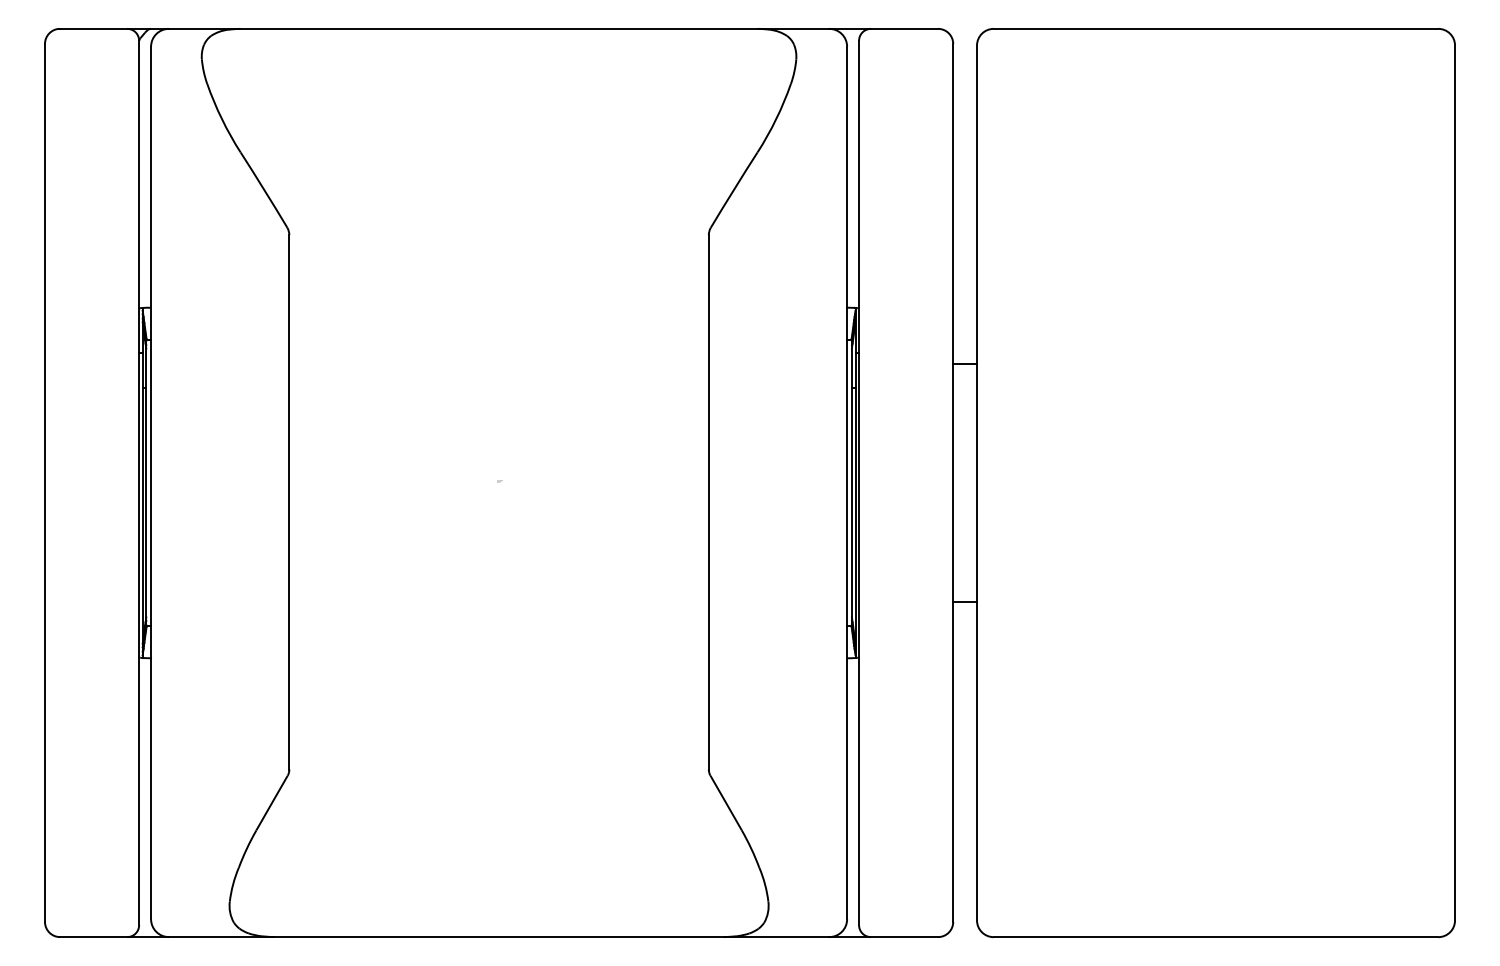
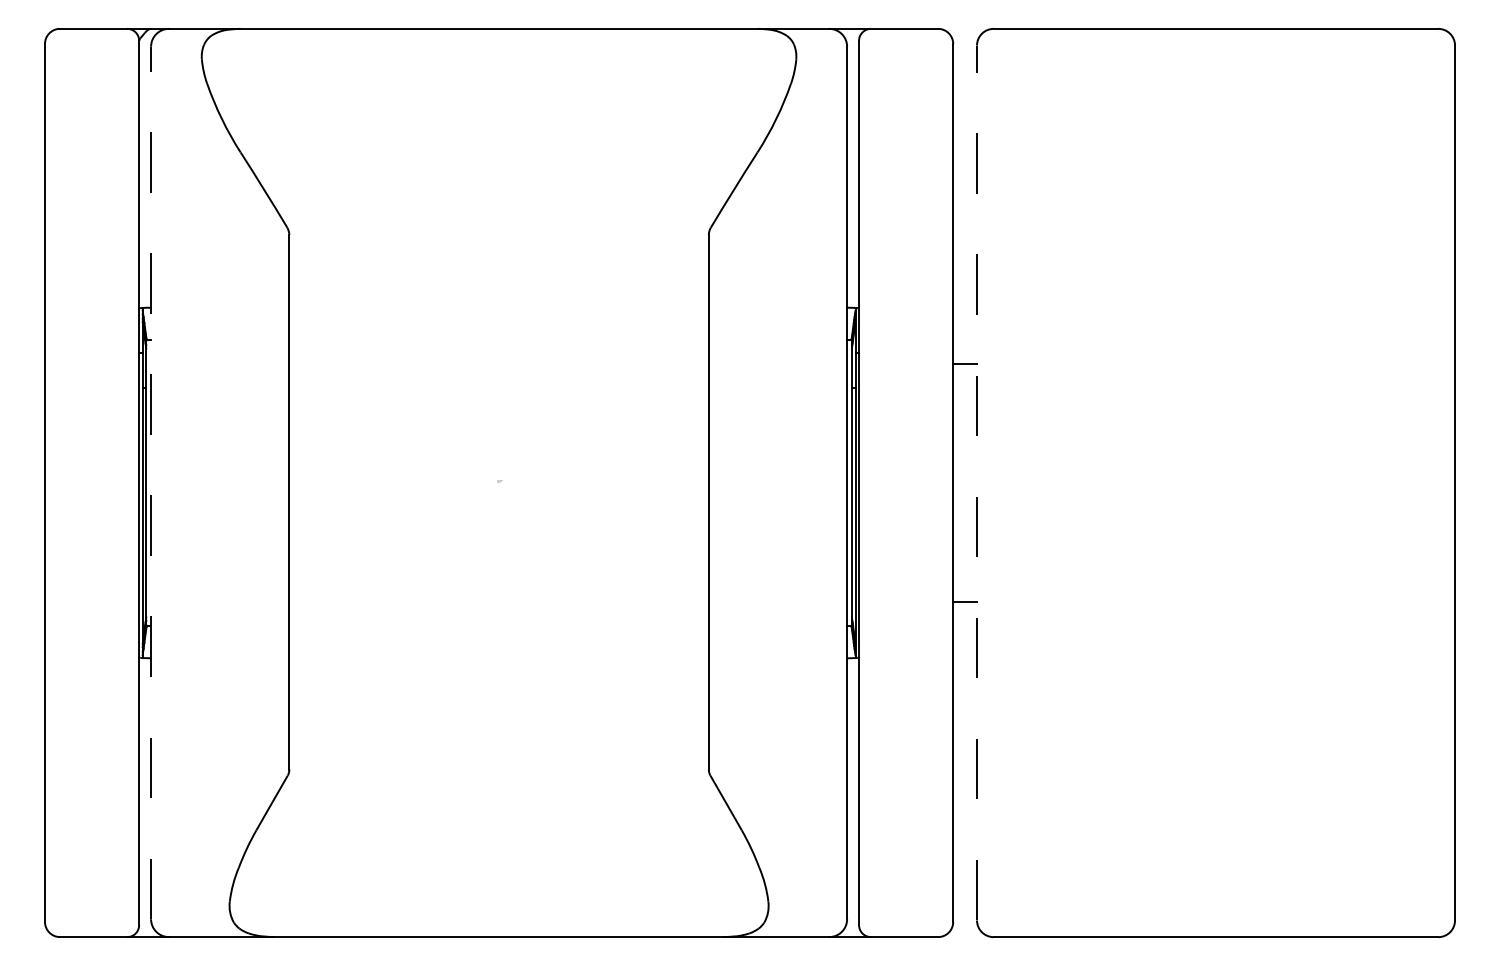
line: solid -> dashed (151, 482)
line: solid -> dashed (977, 482)
